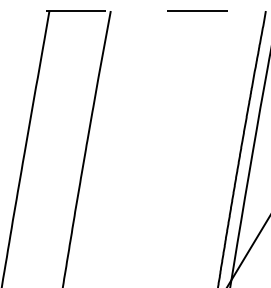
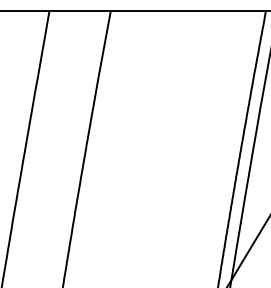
line: dashed -> solid (135, 11)
